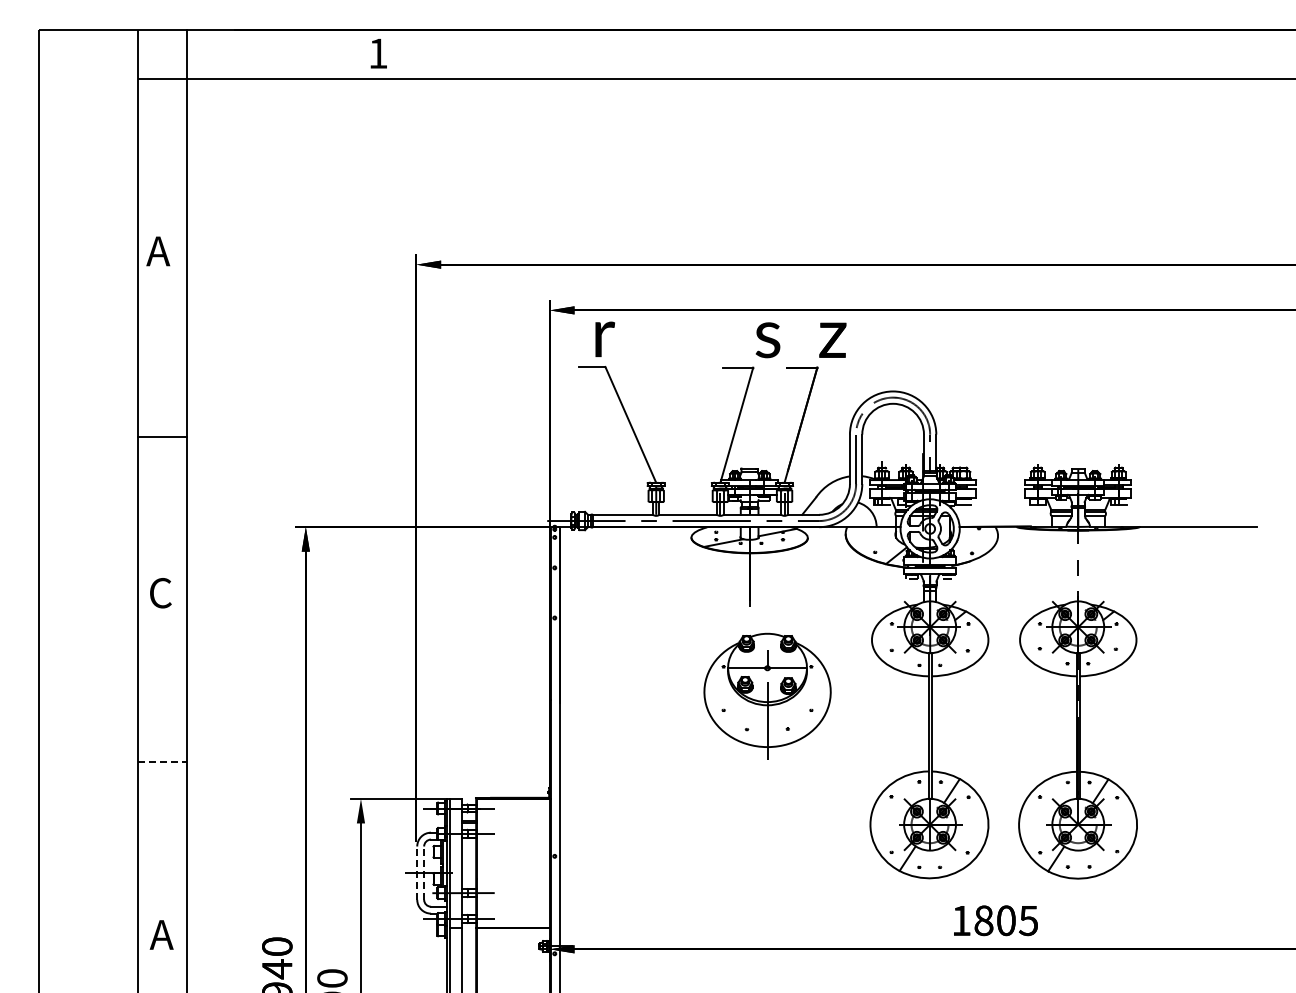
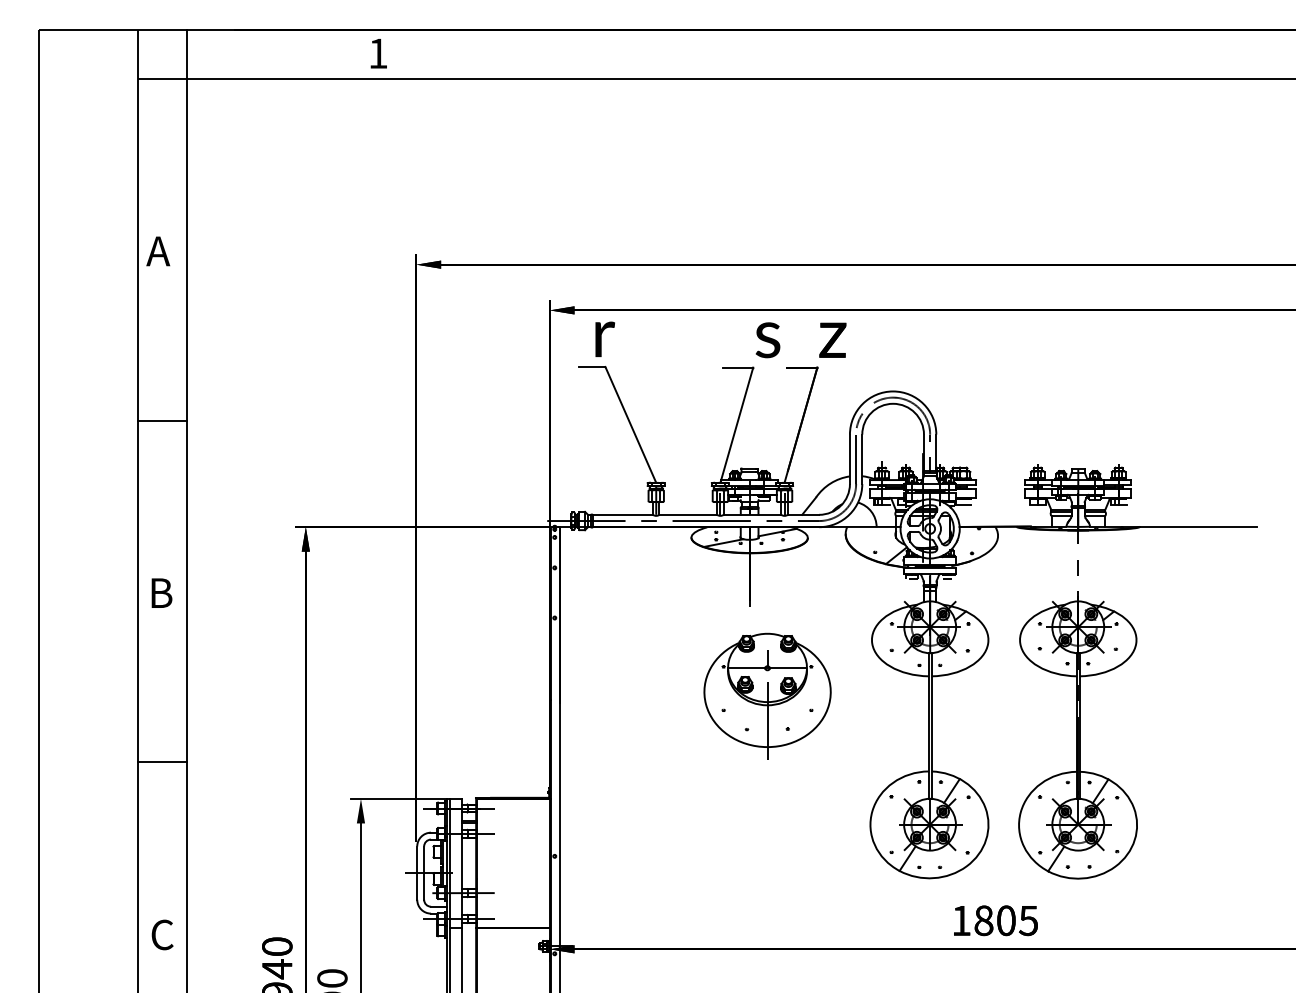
line position: (161, 436) -> (161, 420) (161, 420)
text: С -> B (161, 593)
line: dashed -> solid (162, 762)
line: dashed -> solid (417, 873)
line: dashed -> solid (424, 873)
text: А -> С (161, 934)
